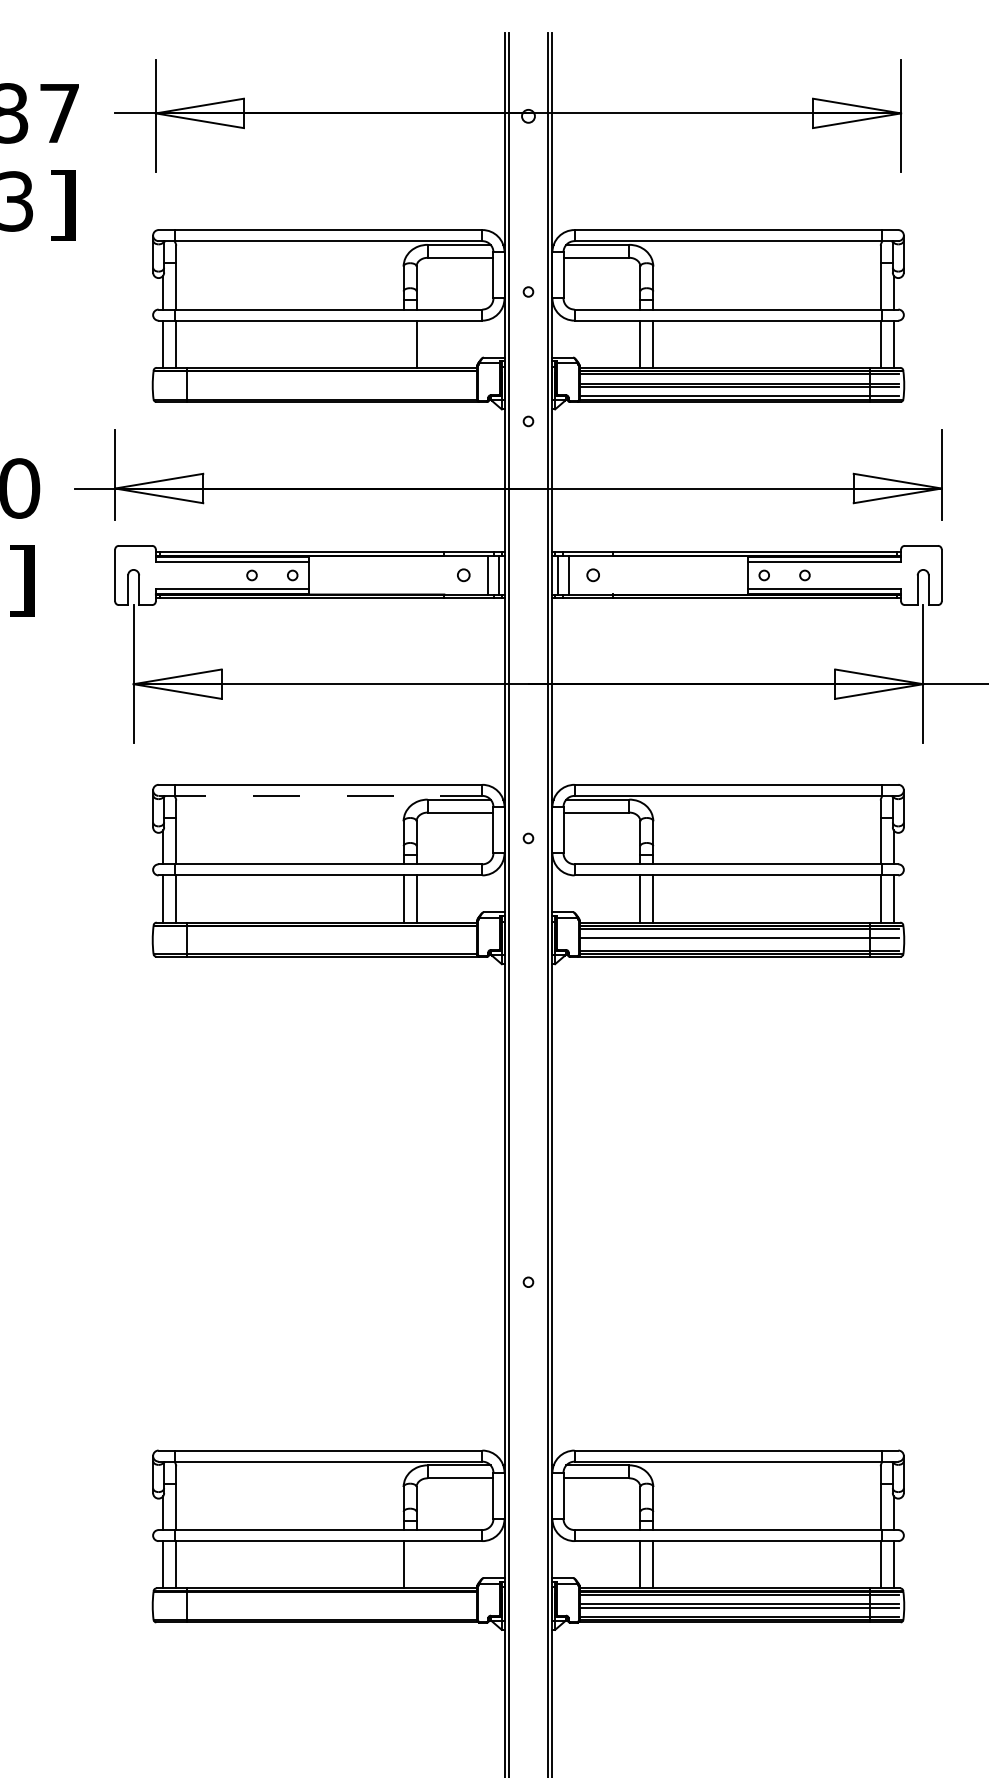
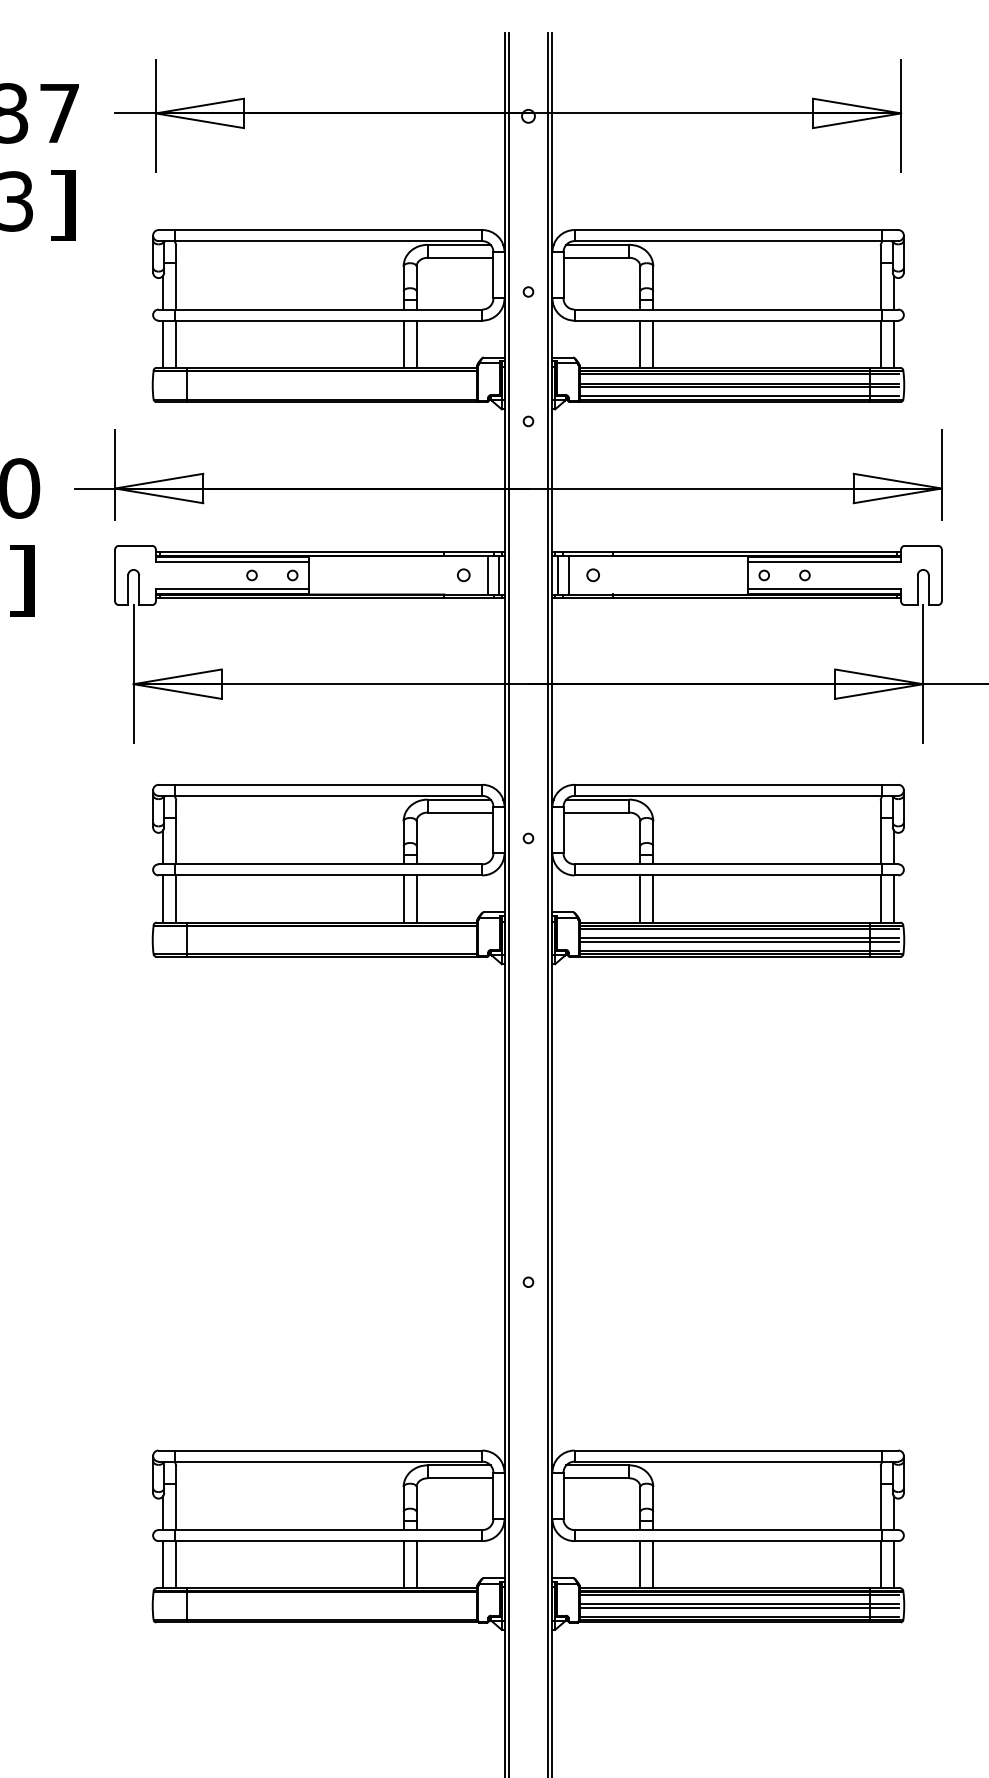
line: none -> present (403, 343)
line: dashed -> solid (320, 795)
line: none -> present (739, 941)
line: none -> present (416, 1564)
